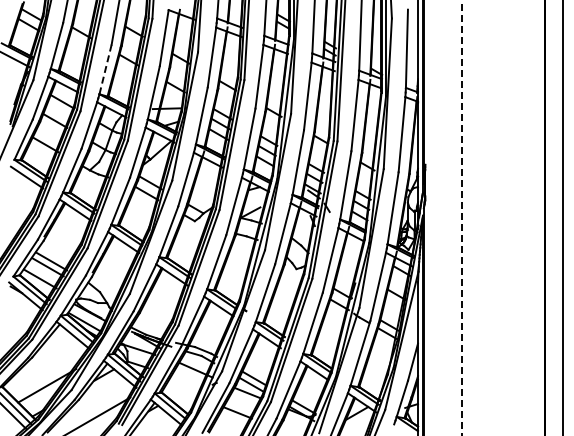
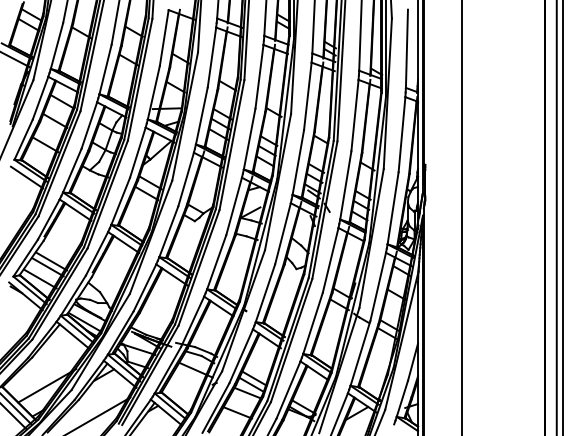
line: dashed -> solid (105, 69)
line: none -> present (556, 217)
line: dashed -> solid (462, 218)
